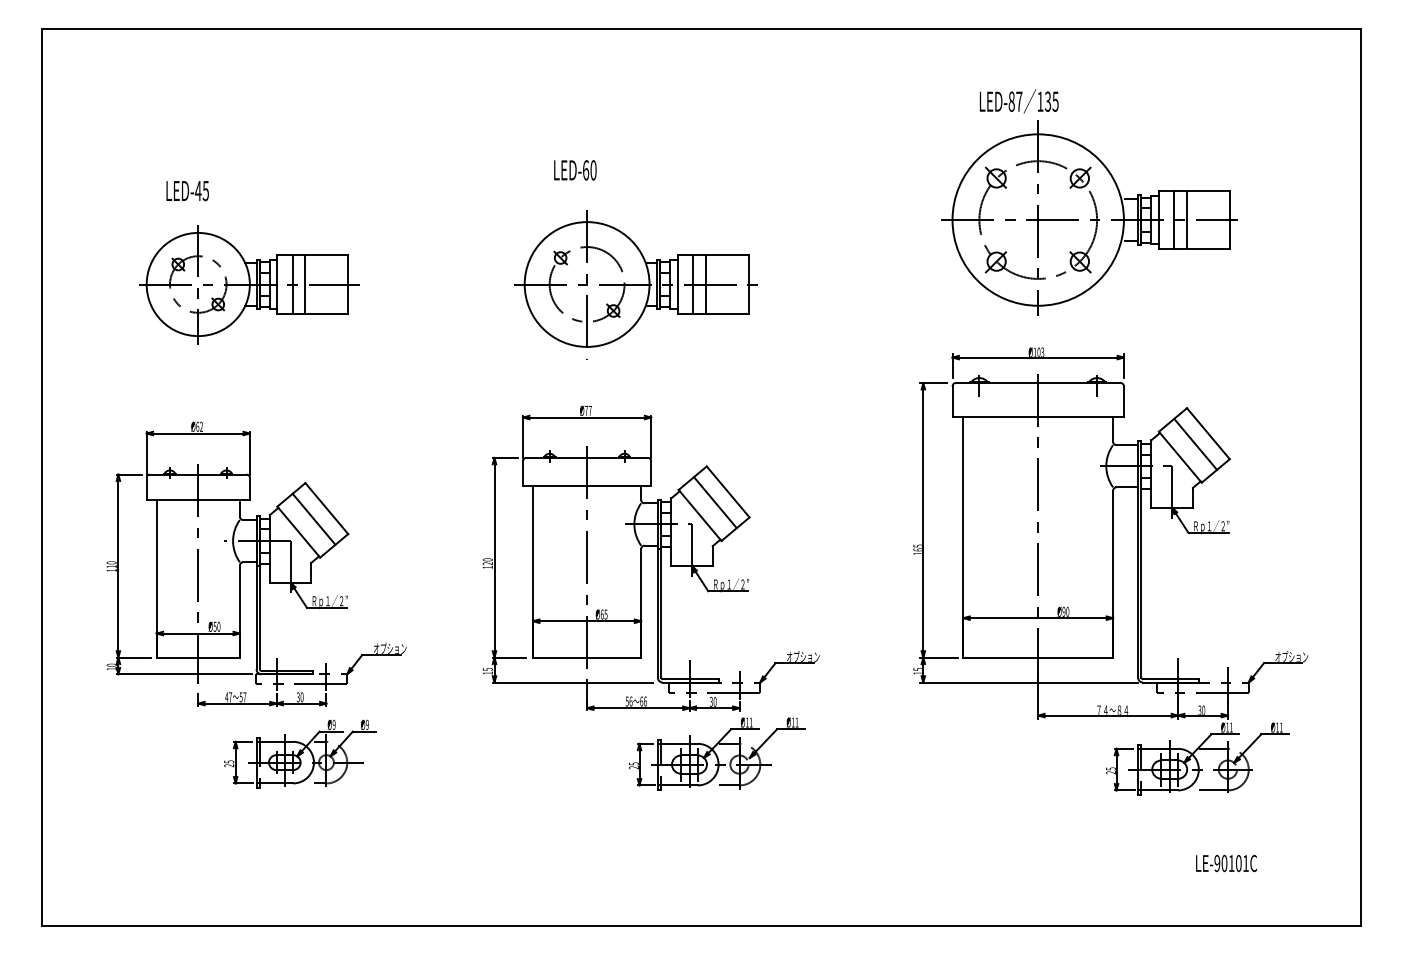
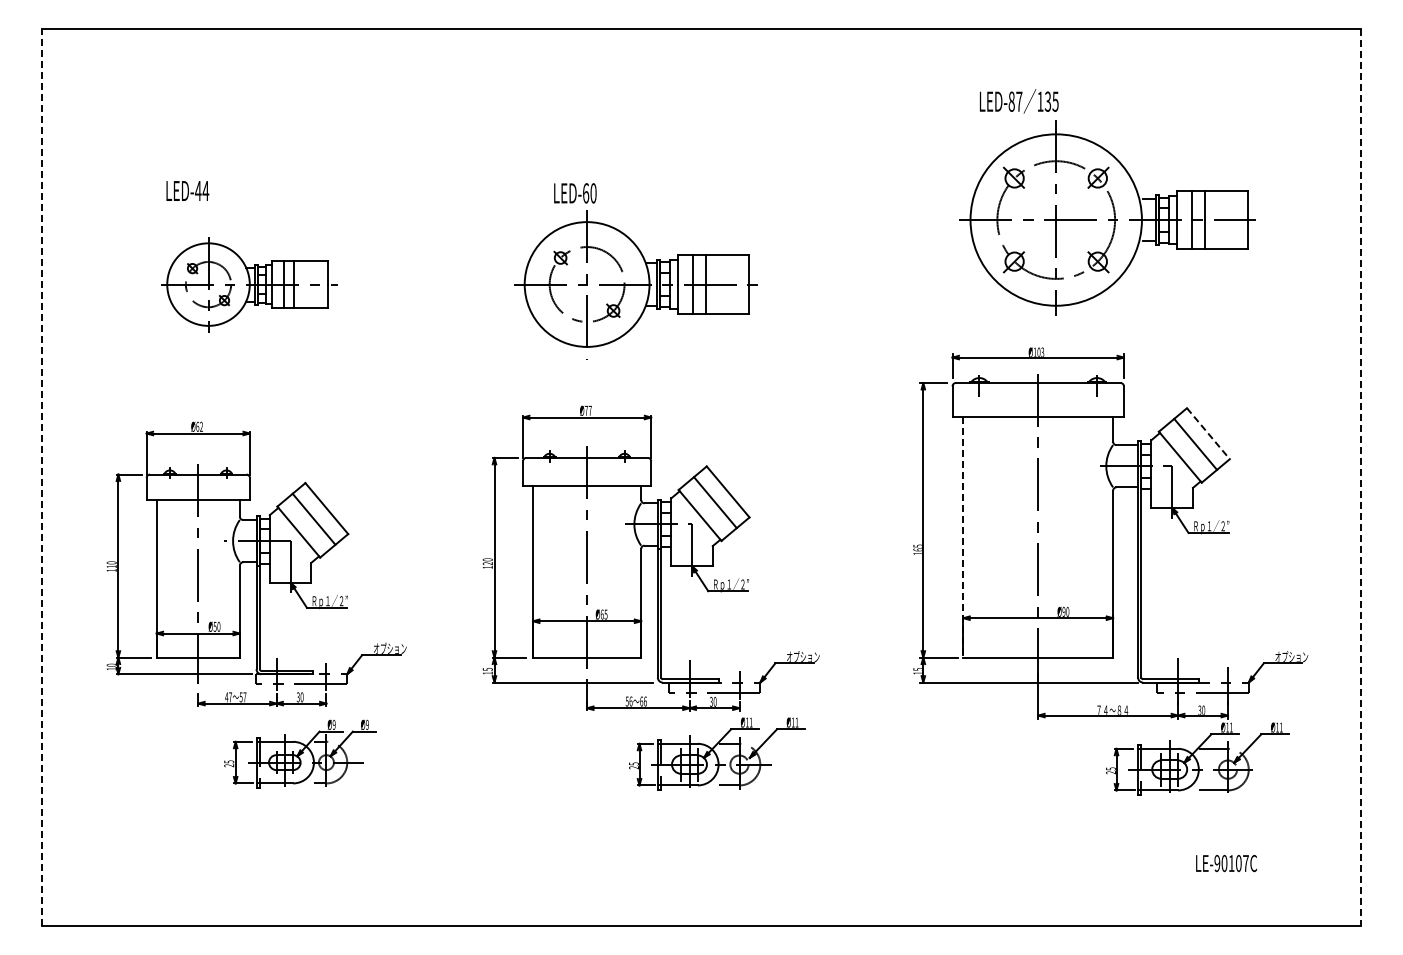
text position: (575, 170) -> (575, 193) (575, 193)
text: LED-45 -> LED-44 (205, 191)
part position: (1089, 217) -> (1107, 217) (1107, 217)
part size: 221x120 px -> 177x96 px (249, 284)
line: solid -> dashed (1208, 434)
line: solid -> dashed (42, 477)
line: solid -> dashed (1360, 477)
line: solid -> dashed (963, 537)
text: LE-90101C -> LE-90107C (1245, 863)
